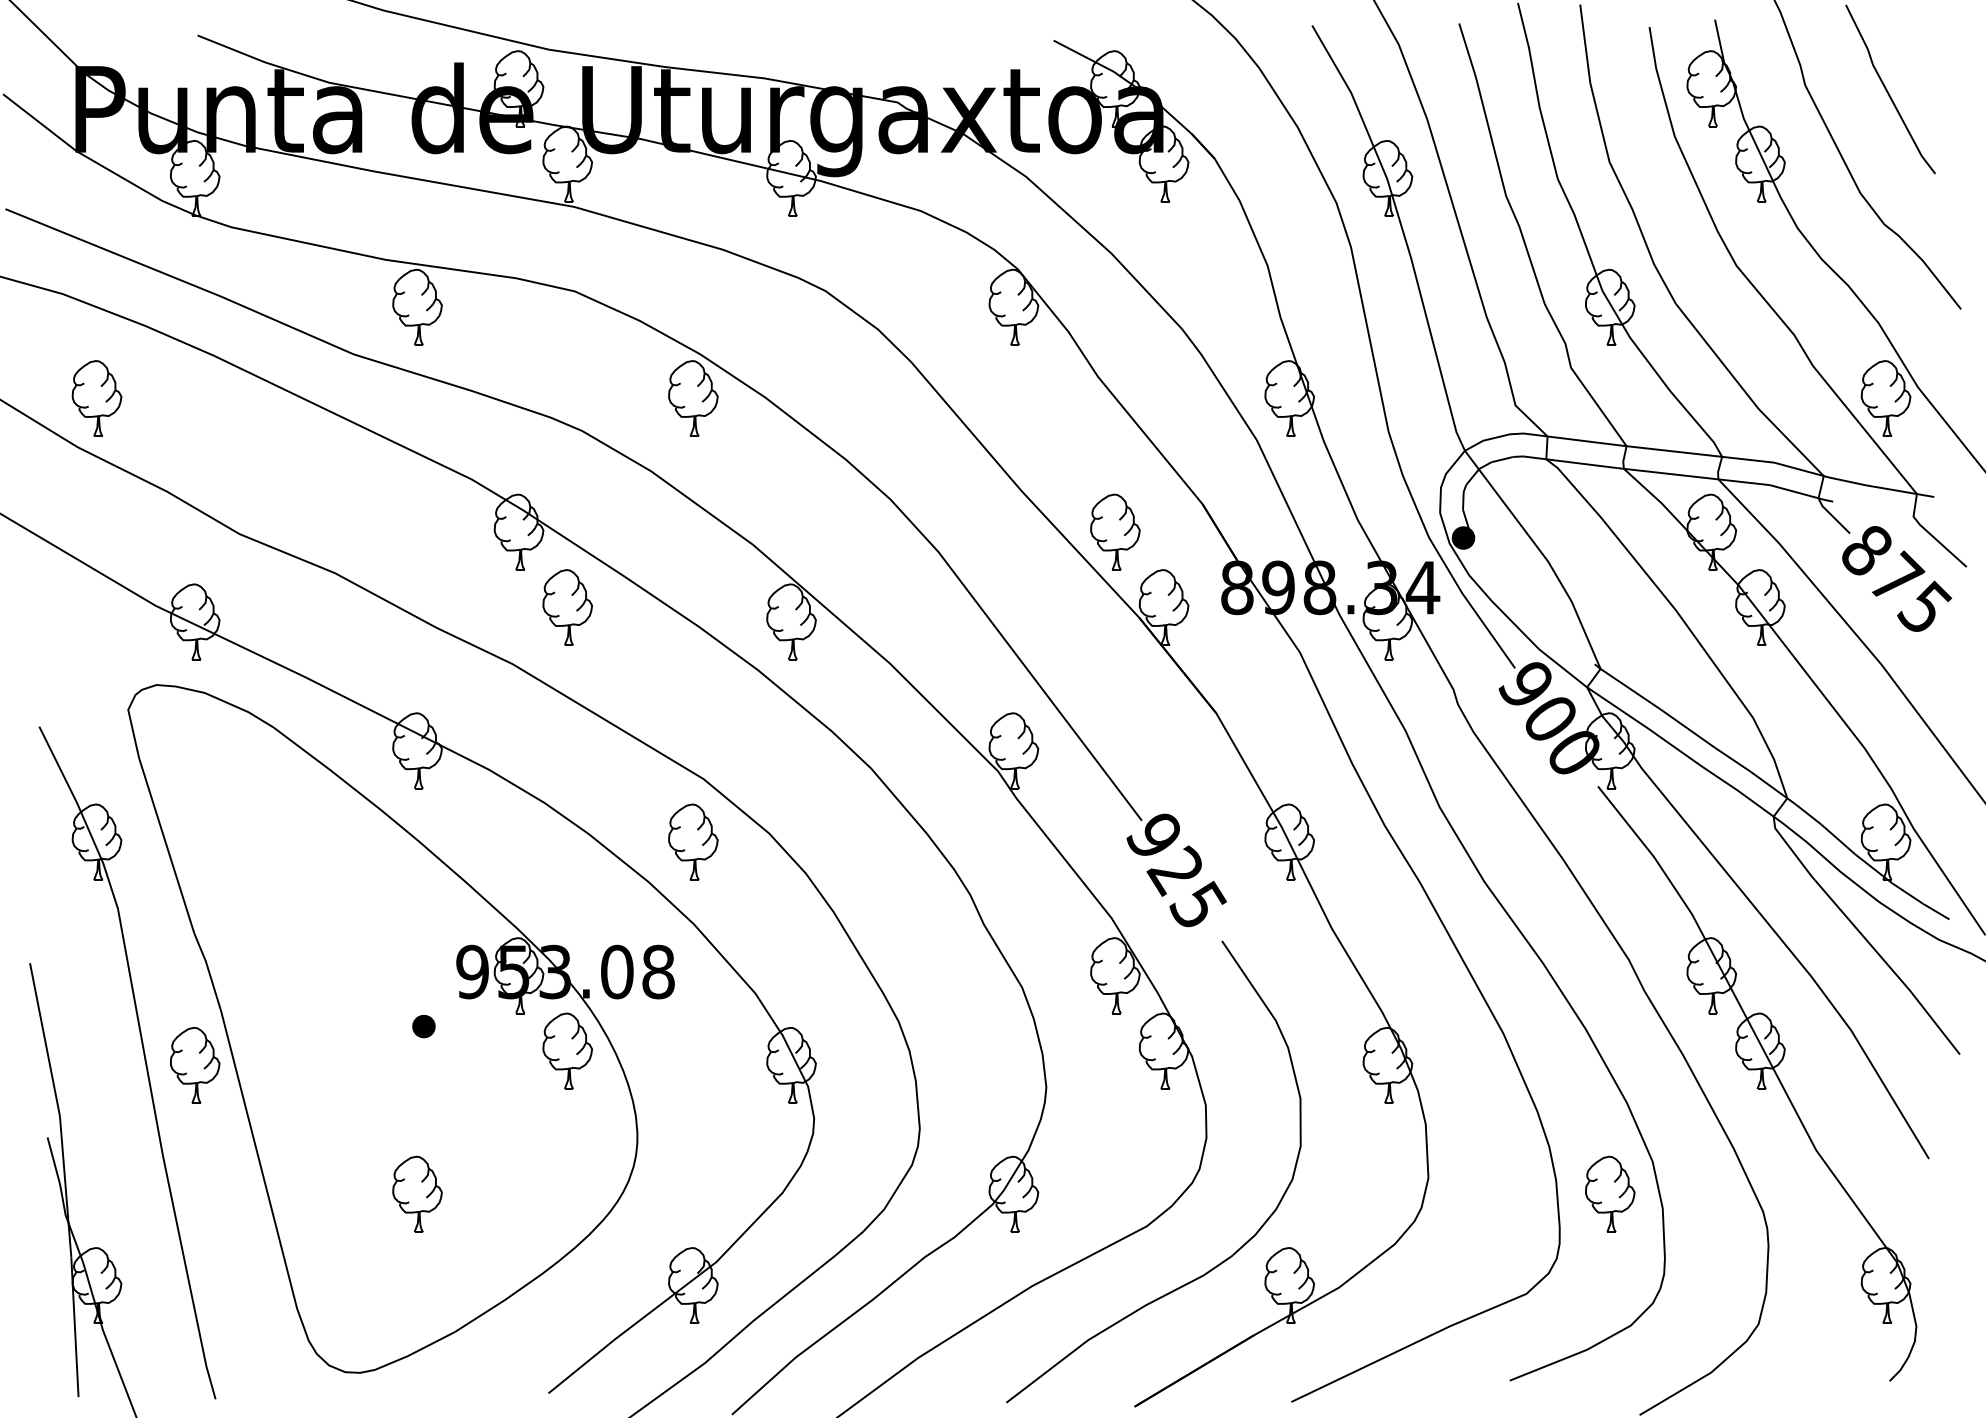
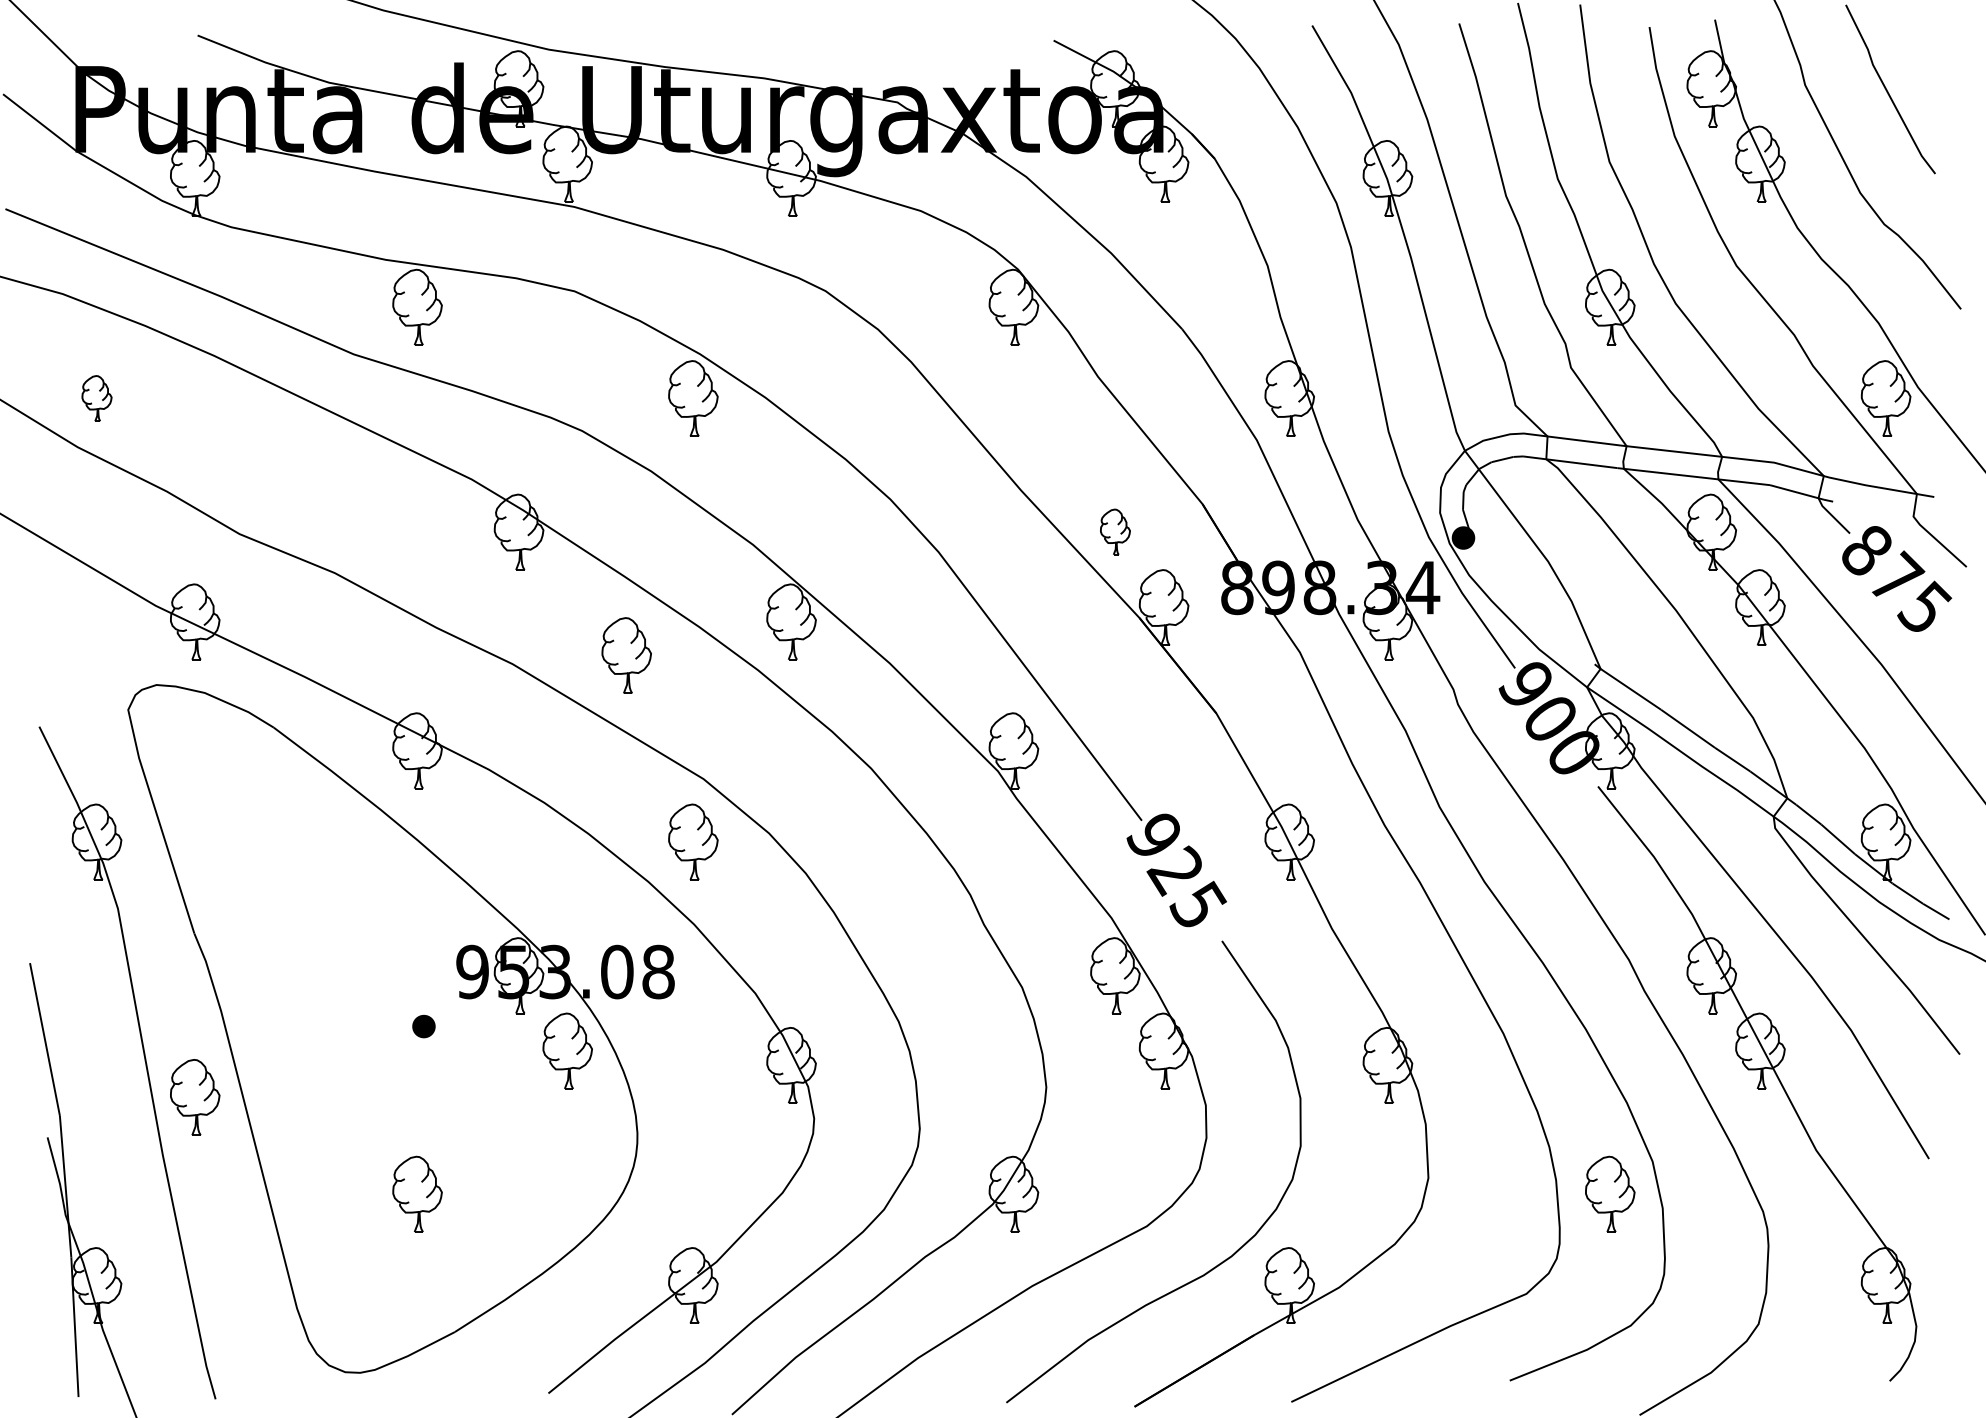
part size: 52x77 px -> 32x47 px (96, 398)
part size: 51x78 px -> 31x48 px (1115, 531)
part position: (567, 607) -> (626, 655) (626, 655)
part position: (195, 1065) -> (195, 1097) (195, 1097)
